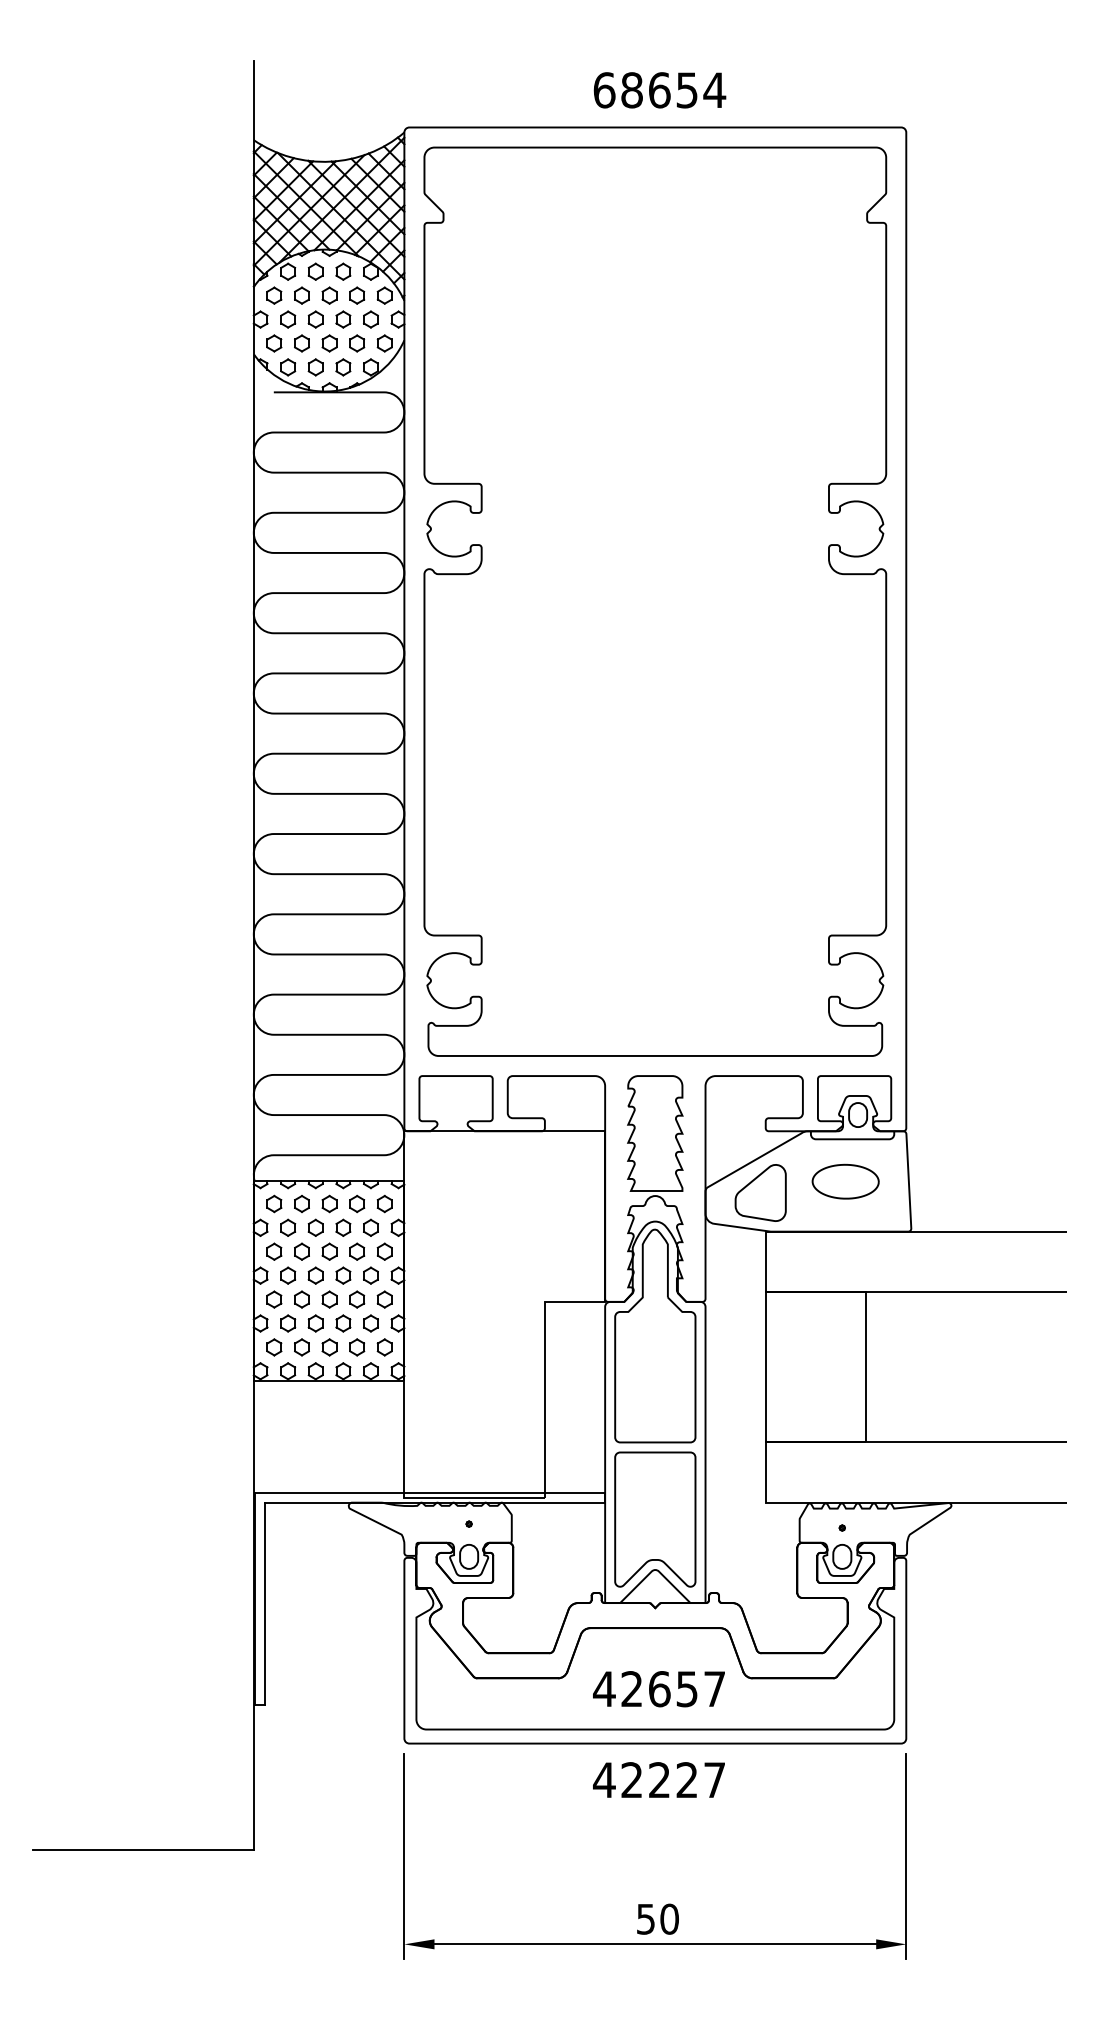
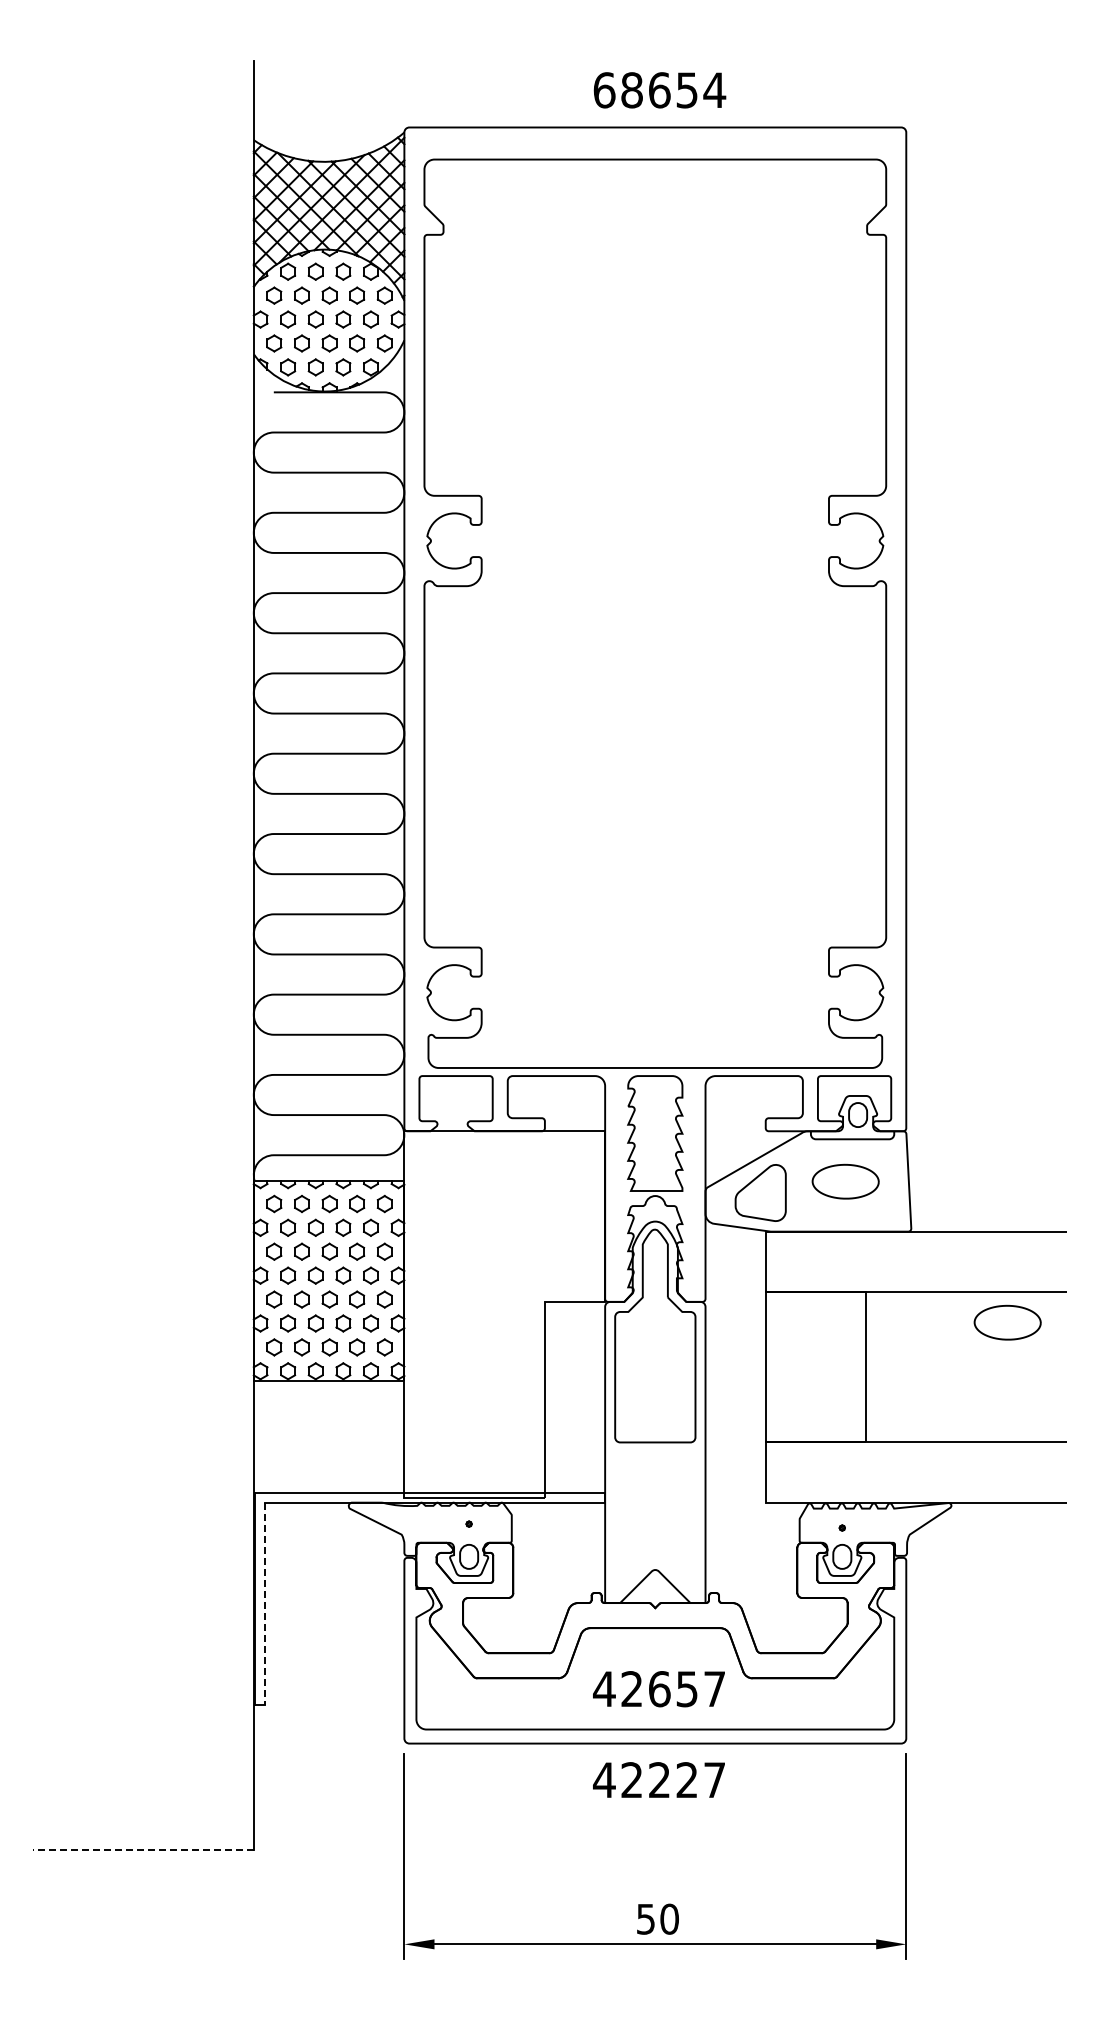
part position: (655, 601) -> (655, 613) (655, 613)
part: none -> present (1007, 1322)
part: present -> none (655, 1519)
line: solid -> dashed (264, 1604)
line: solid -> dashed (142, 1849)
